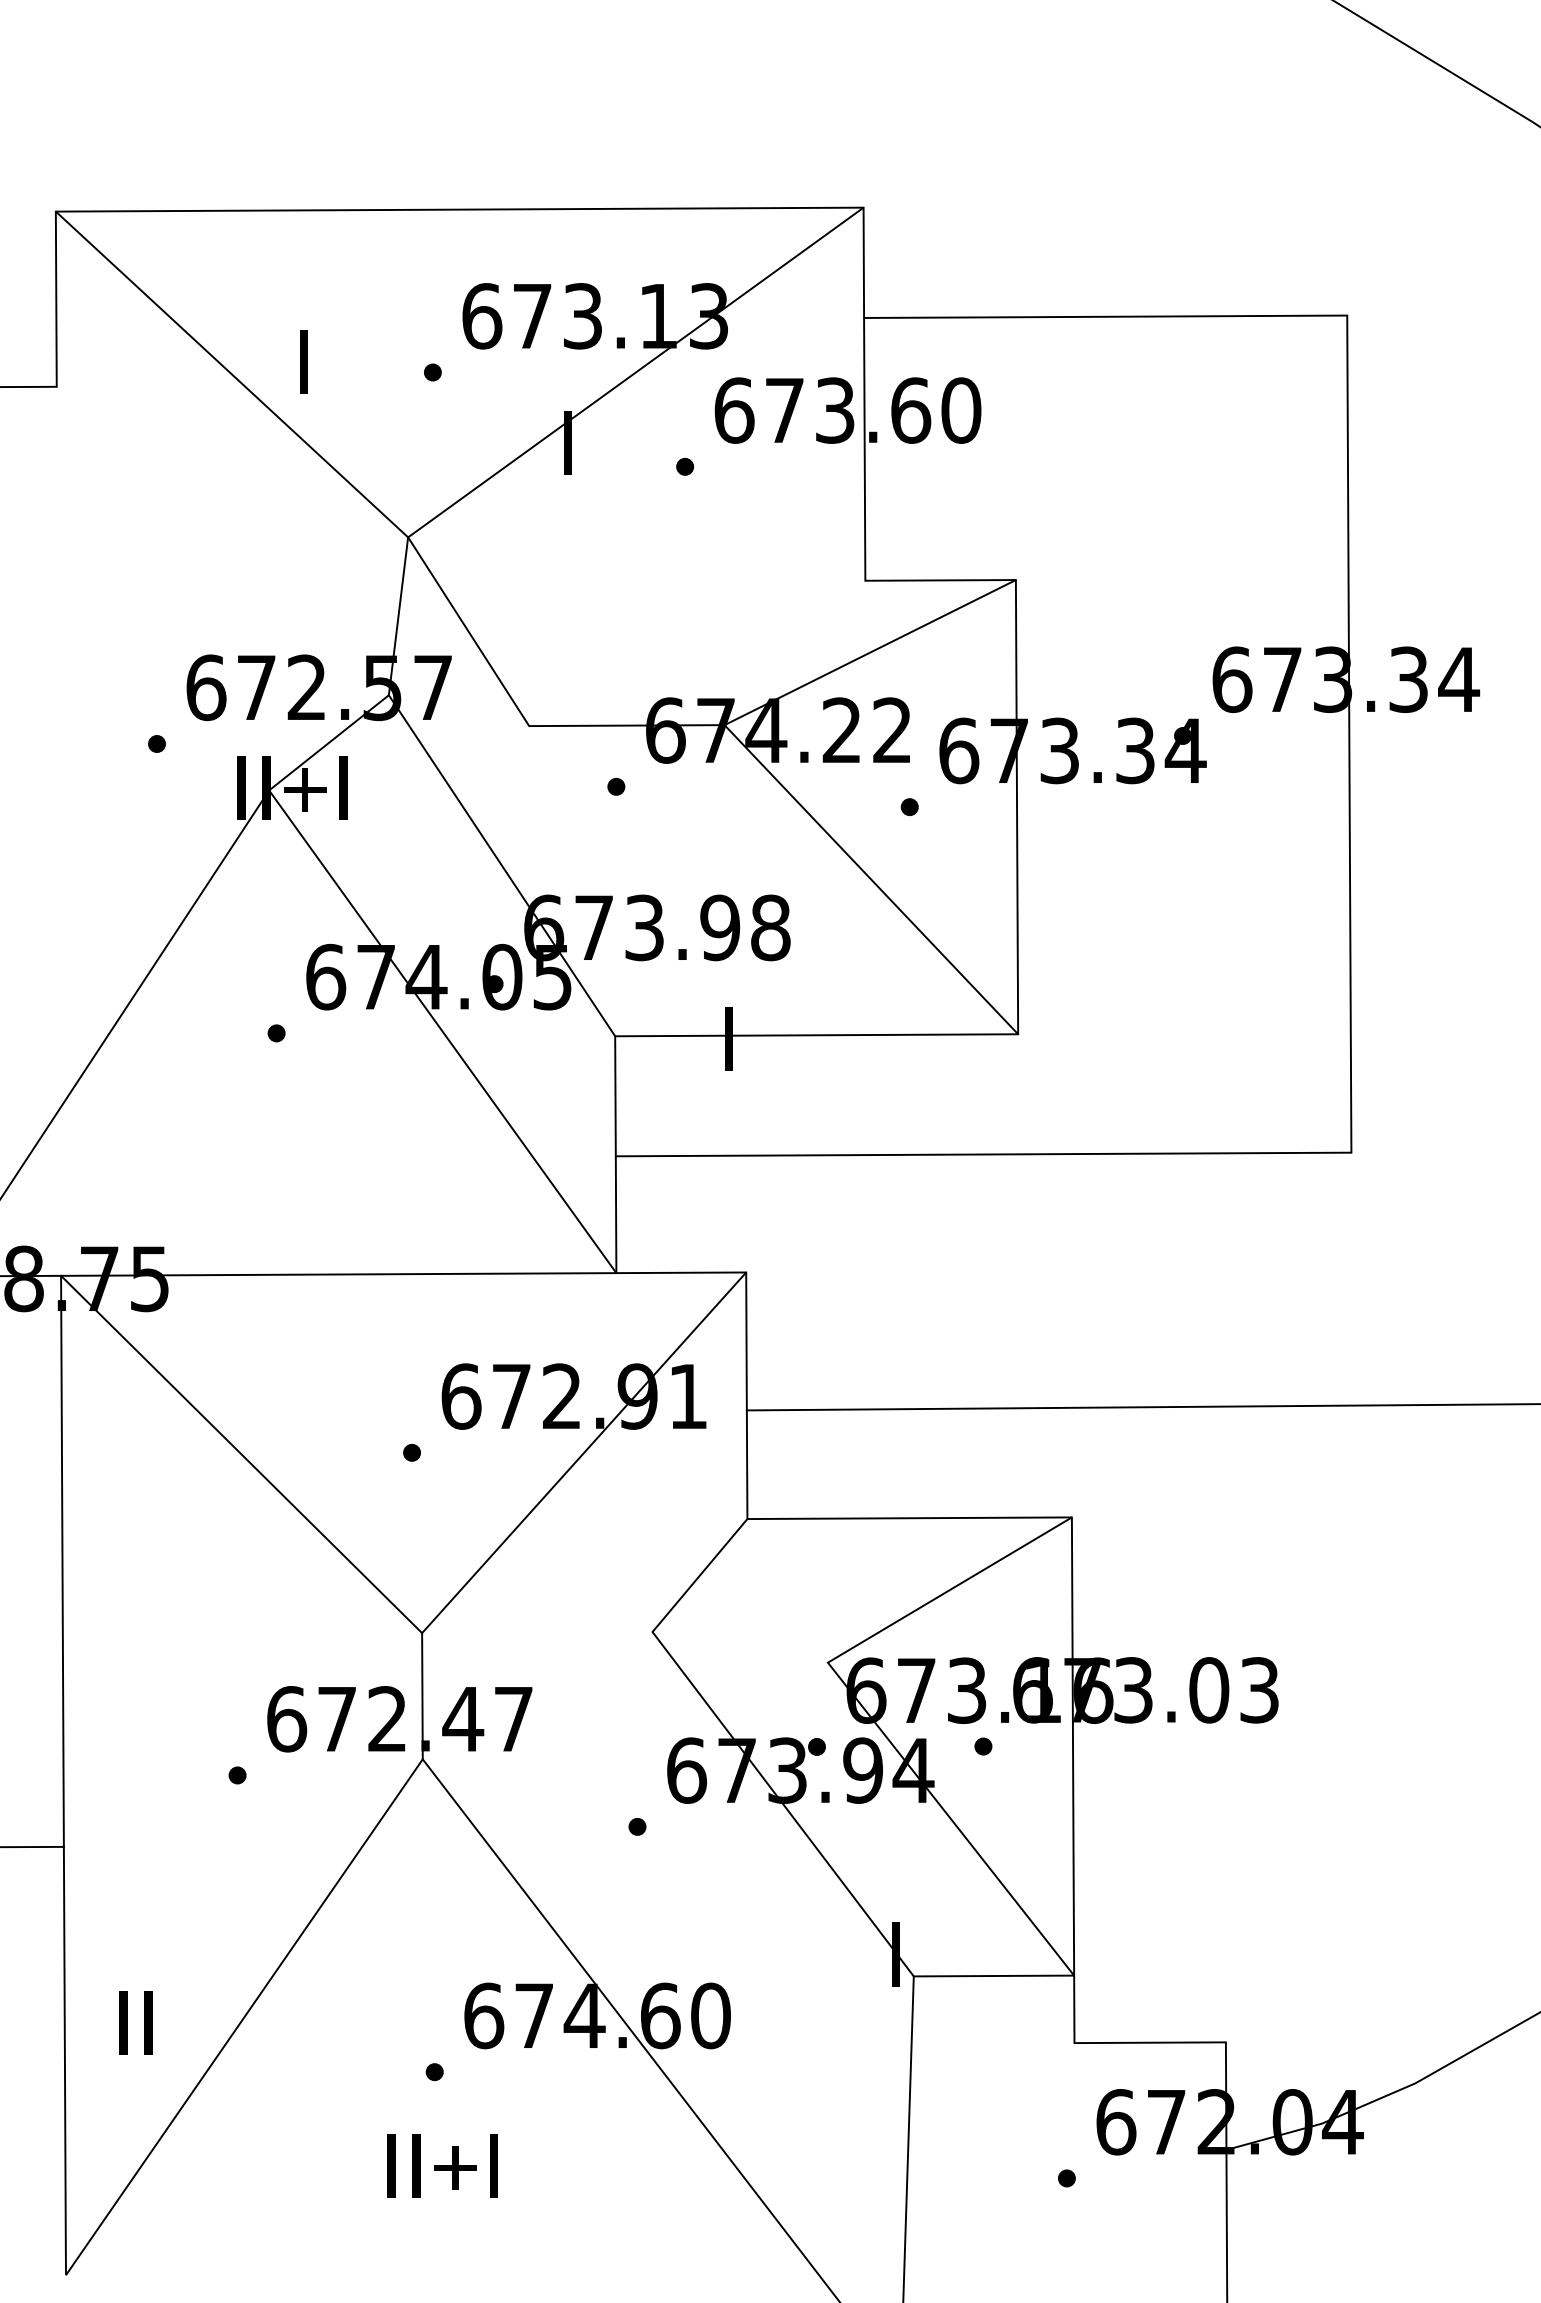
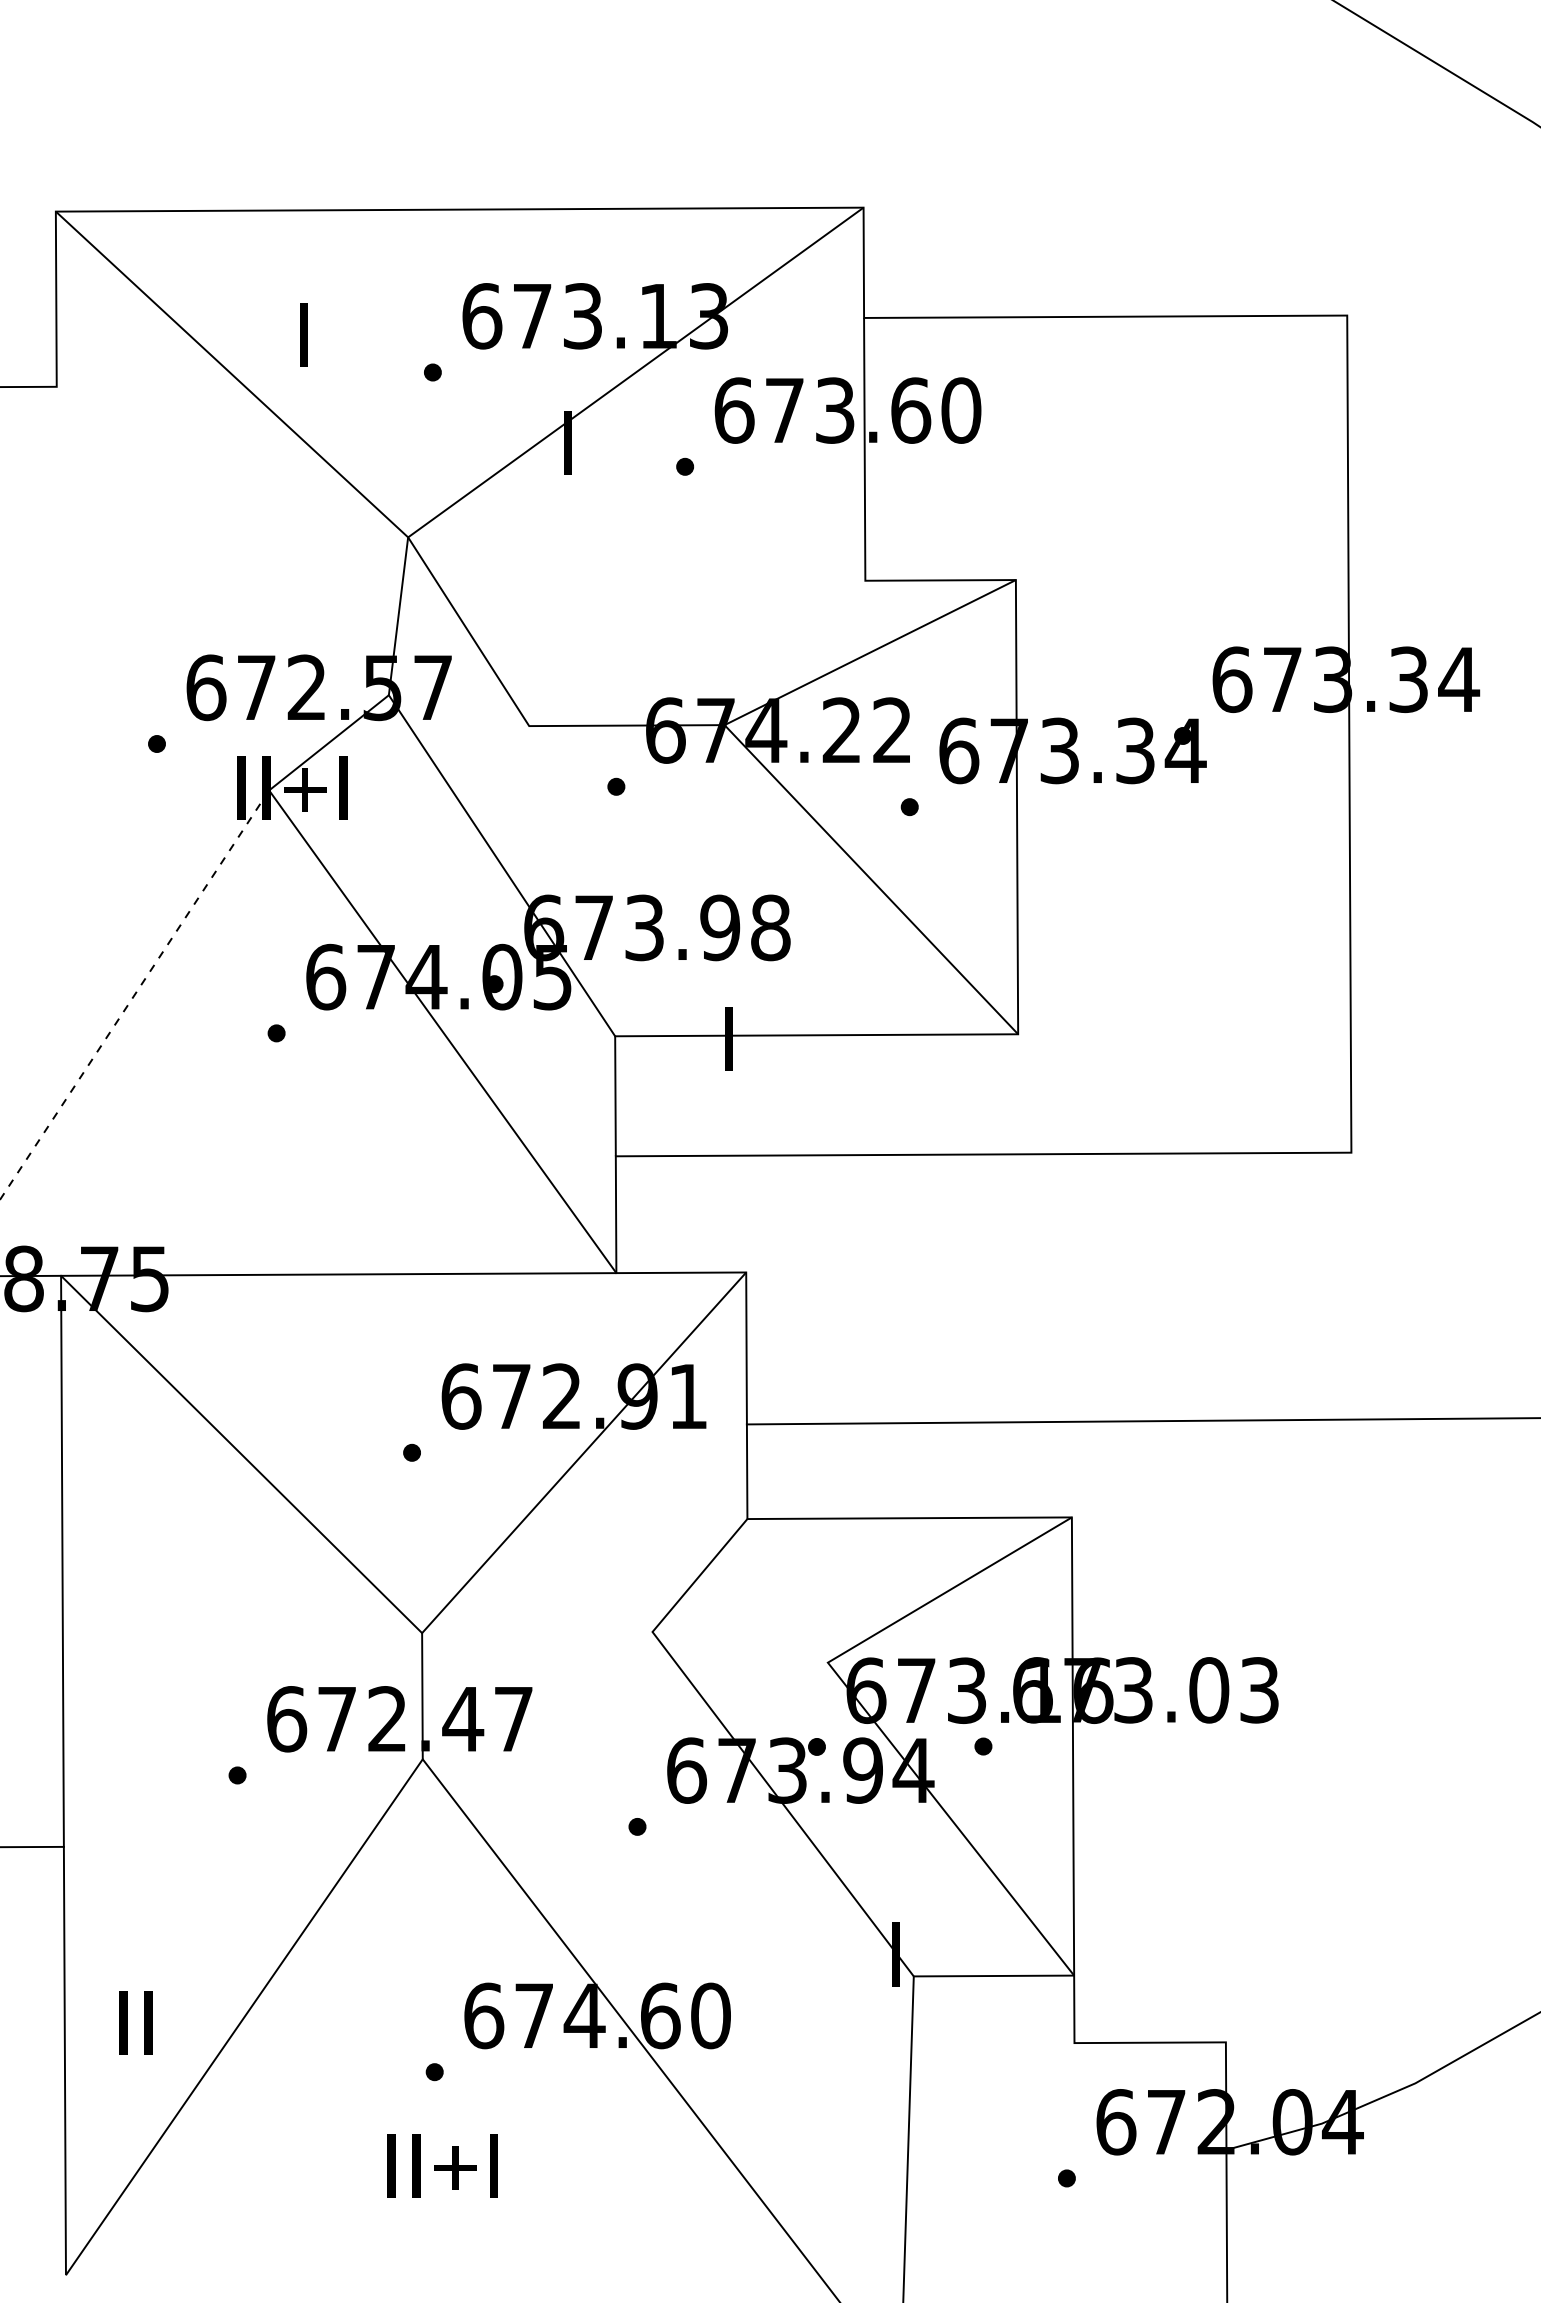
text position: (303, 361) -> (303, 334) (303, 334)
line: solid -> dashed (134, 995)
line position: (1141, 1407) -> (1141, 1421) (1141, 1421)
